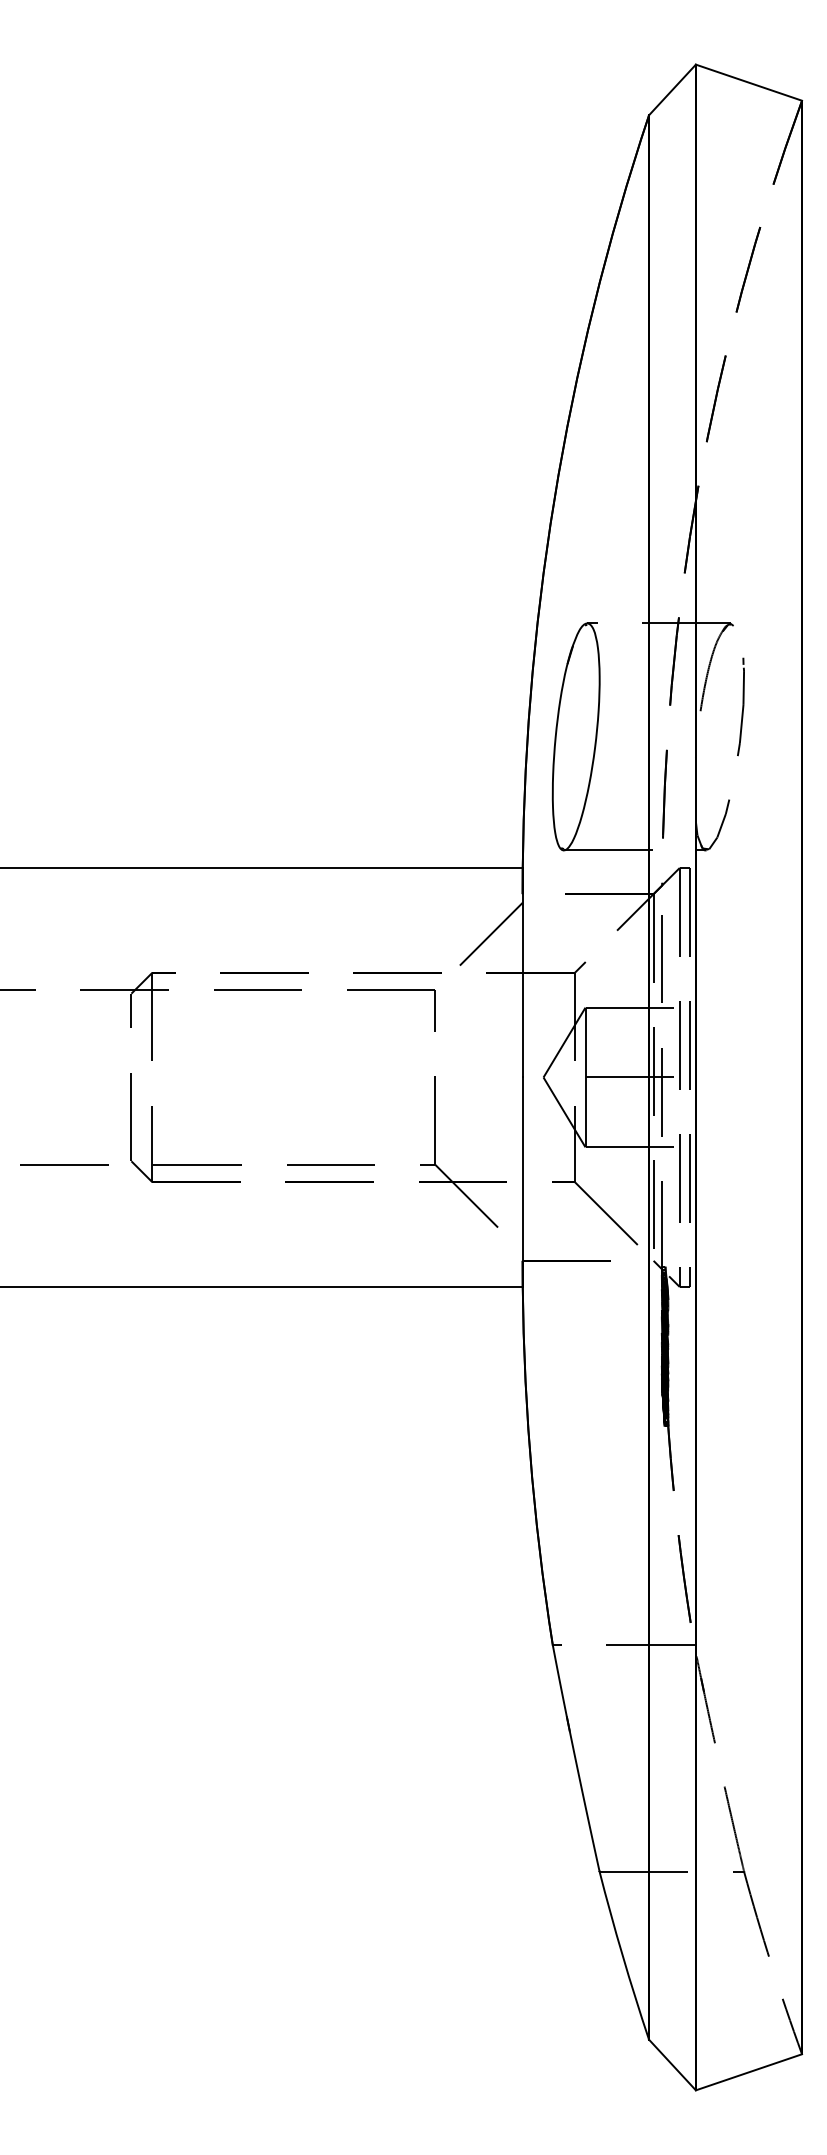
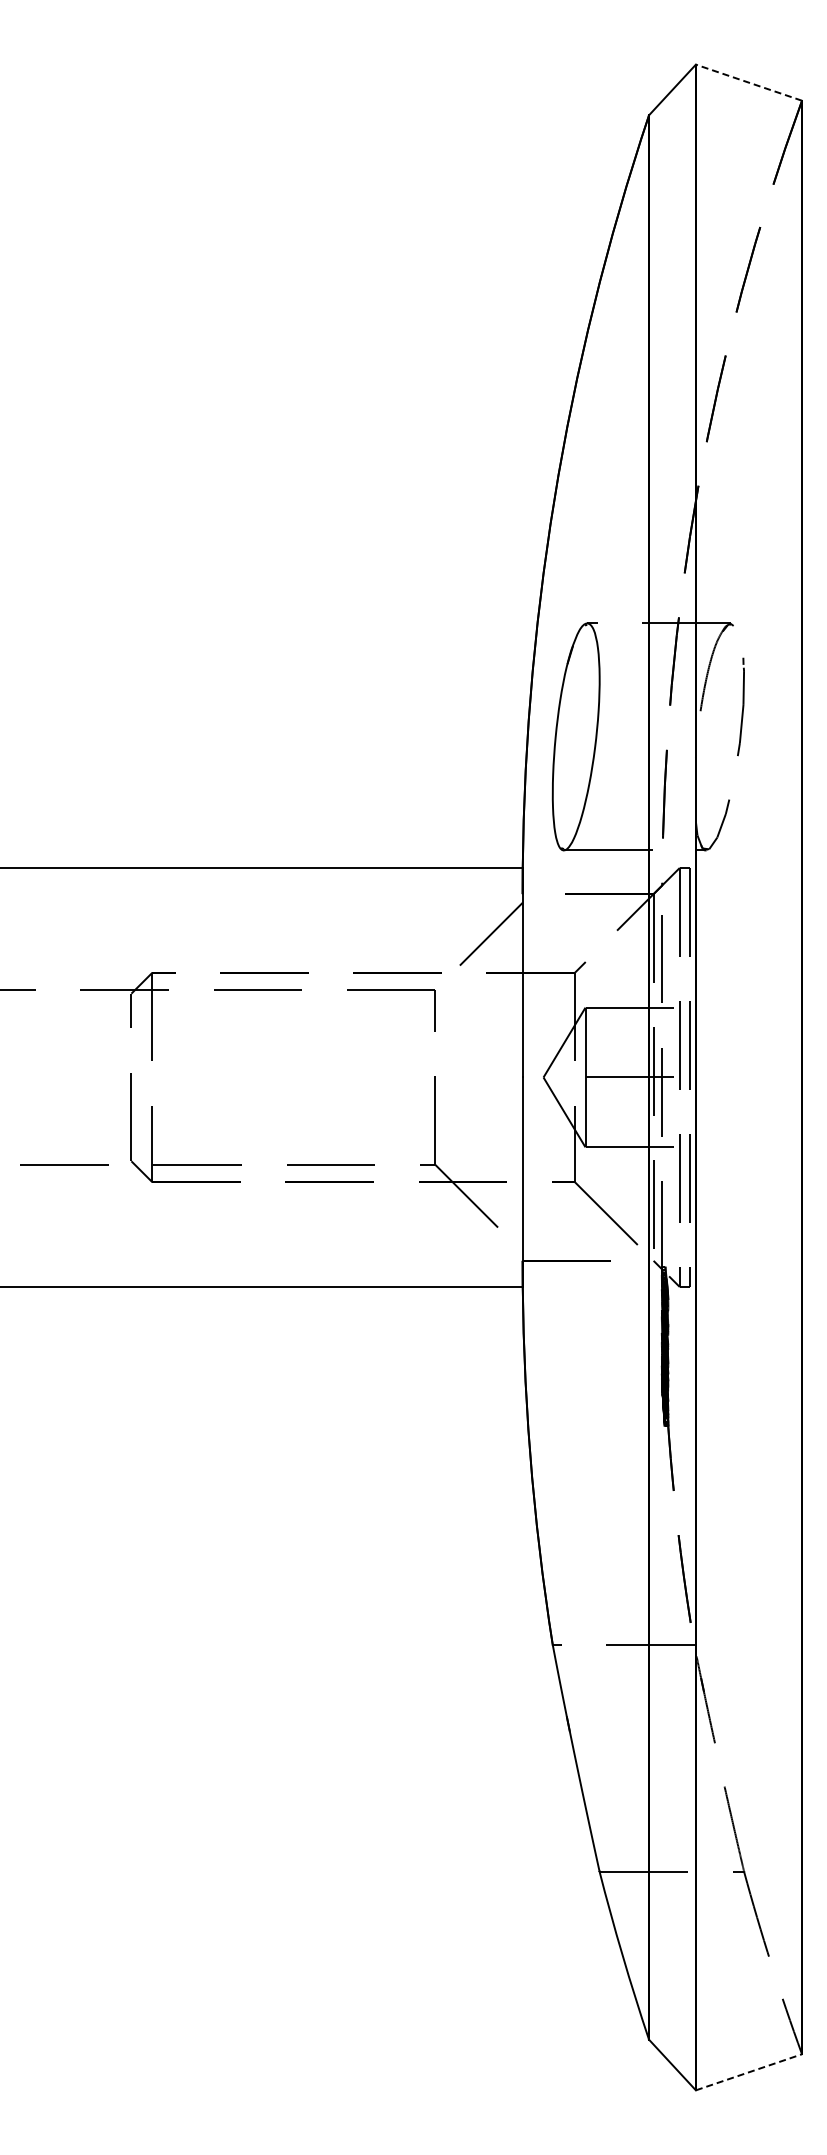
line: solid -> dashed (748, 82)
line: solid -> dashed (749, 2072)
